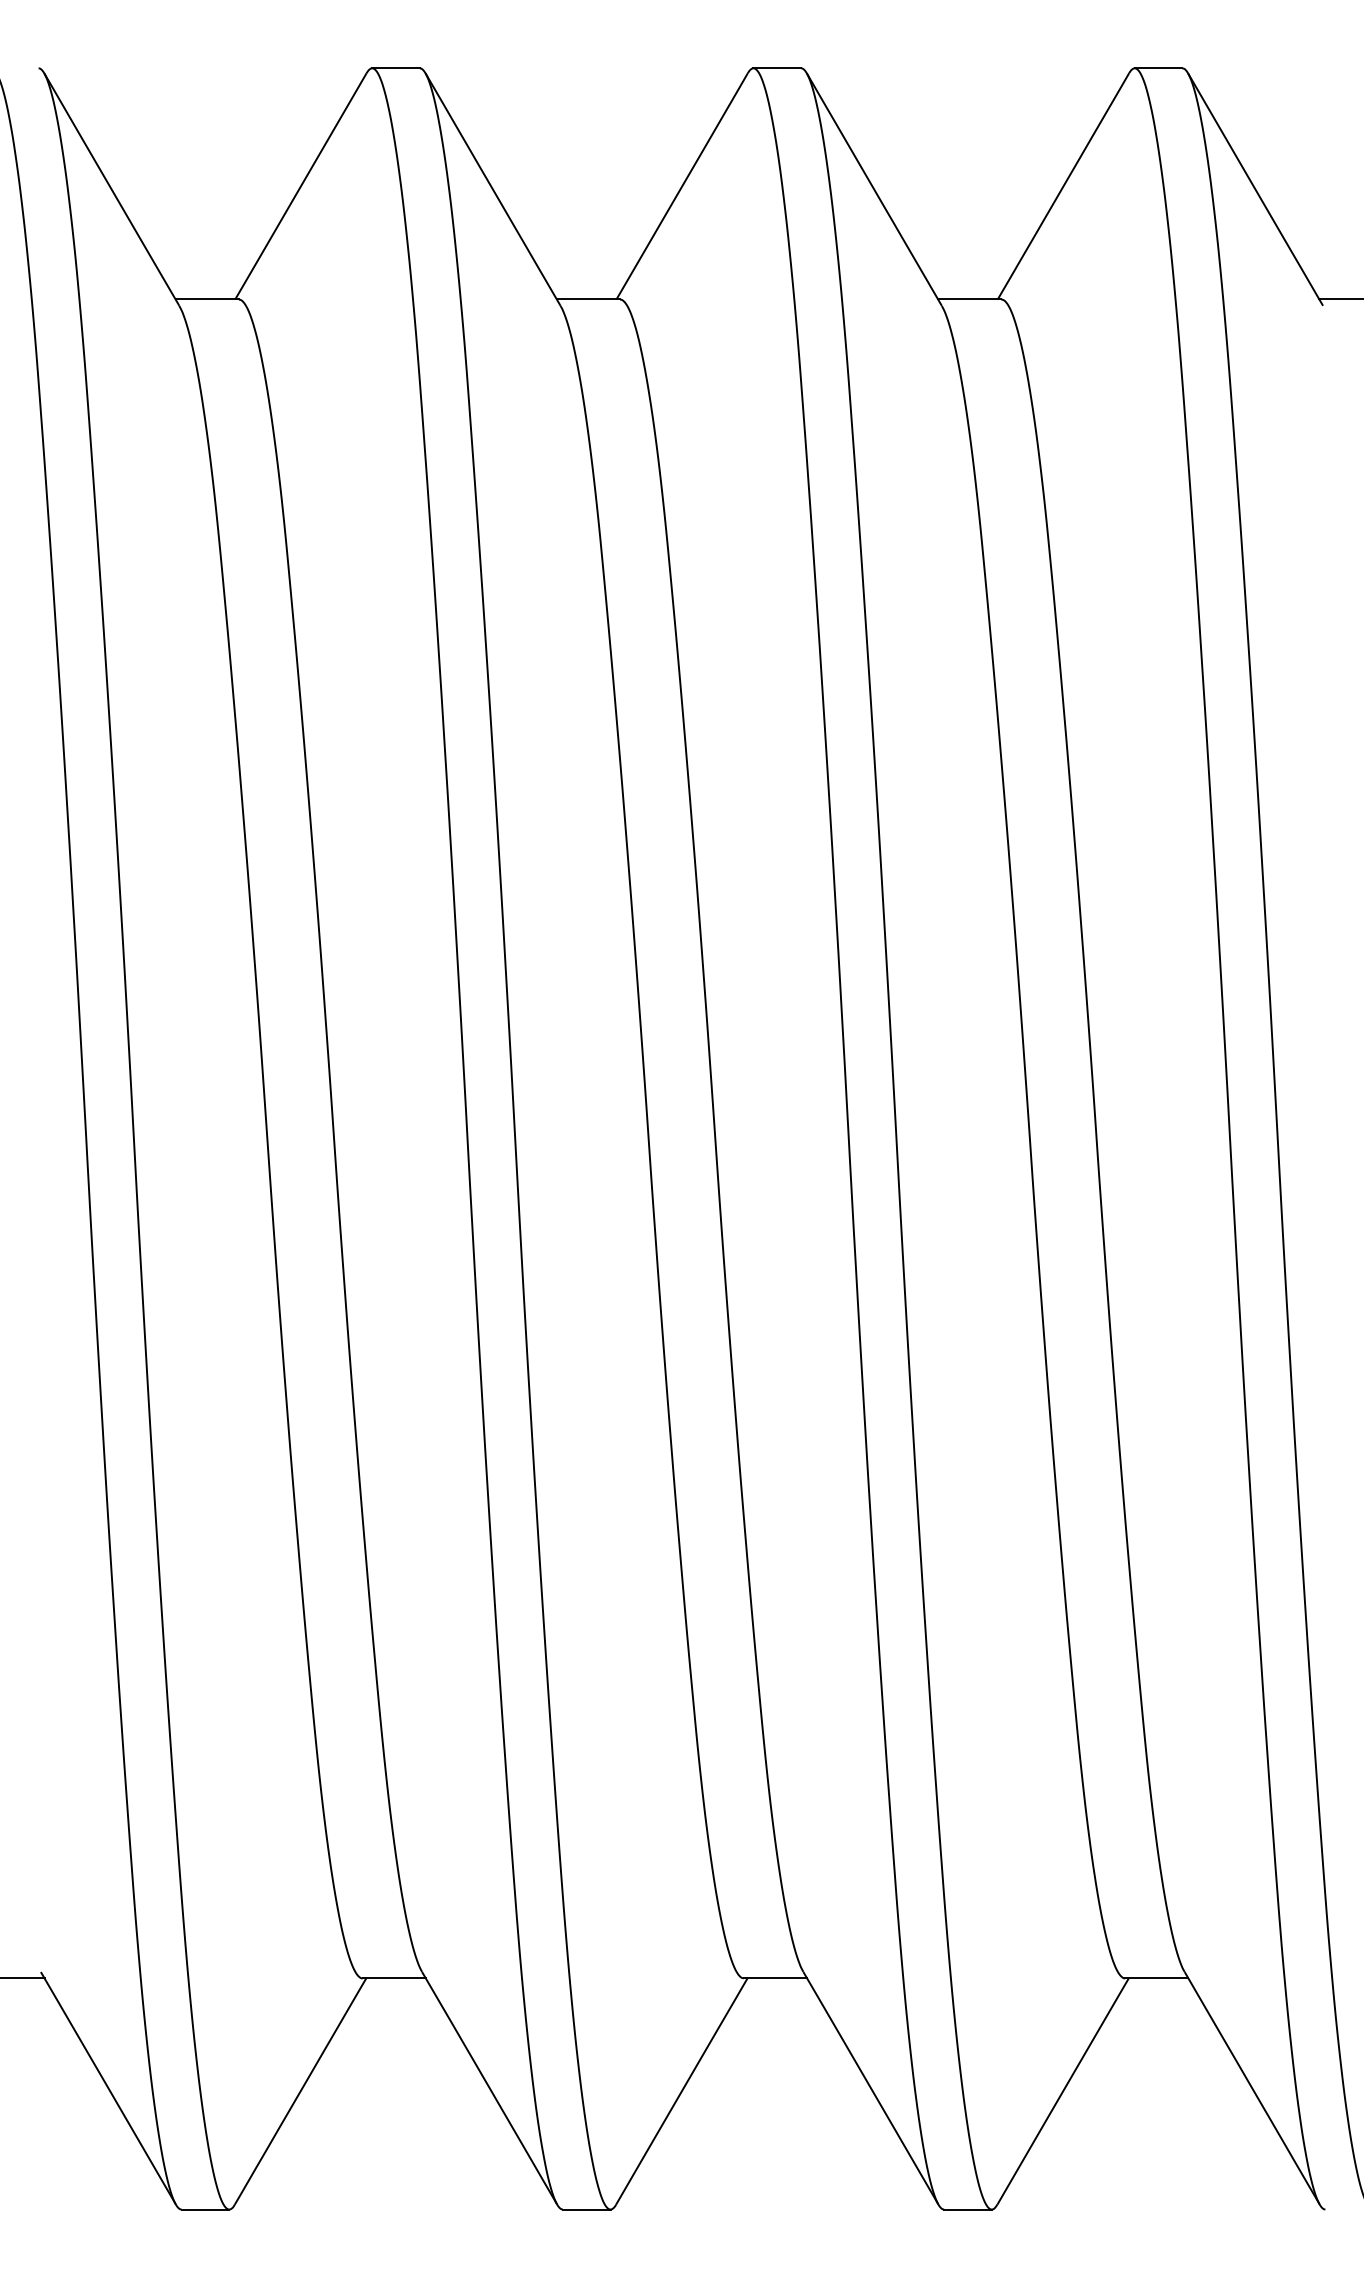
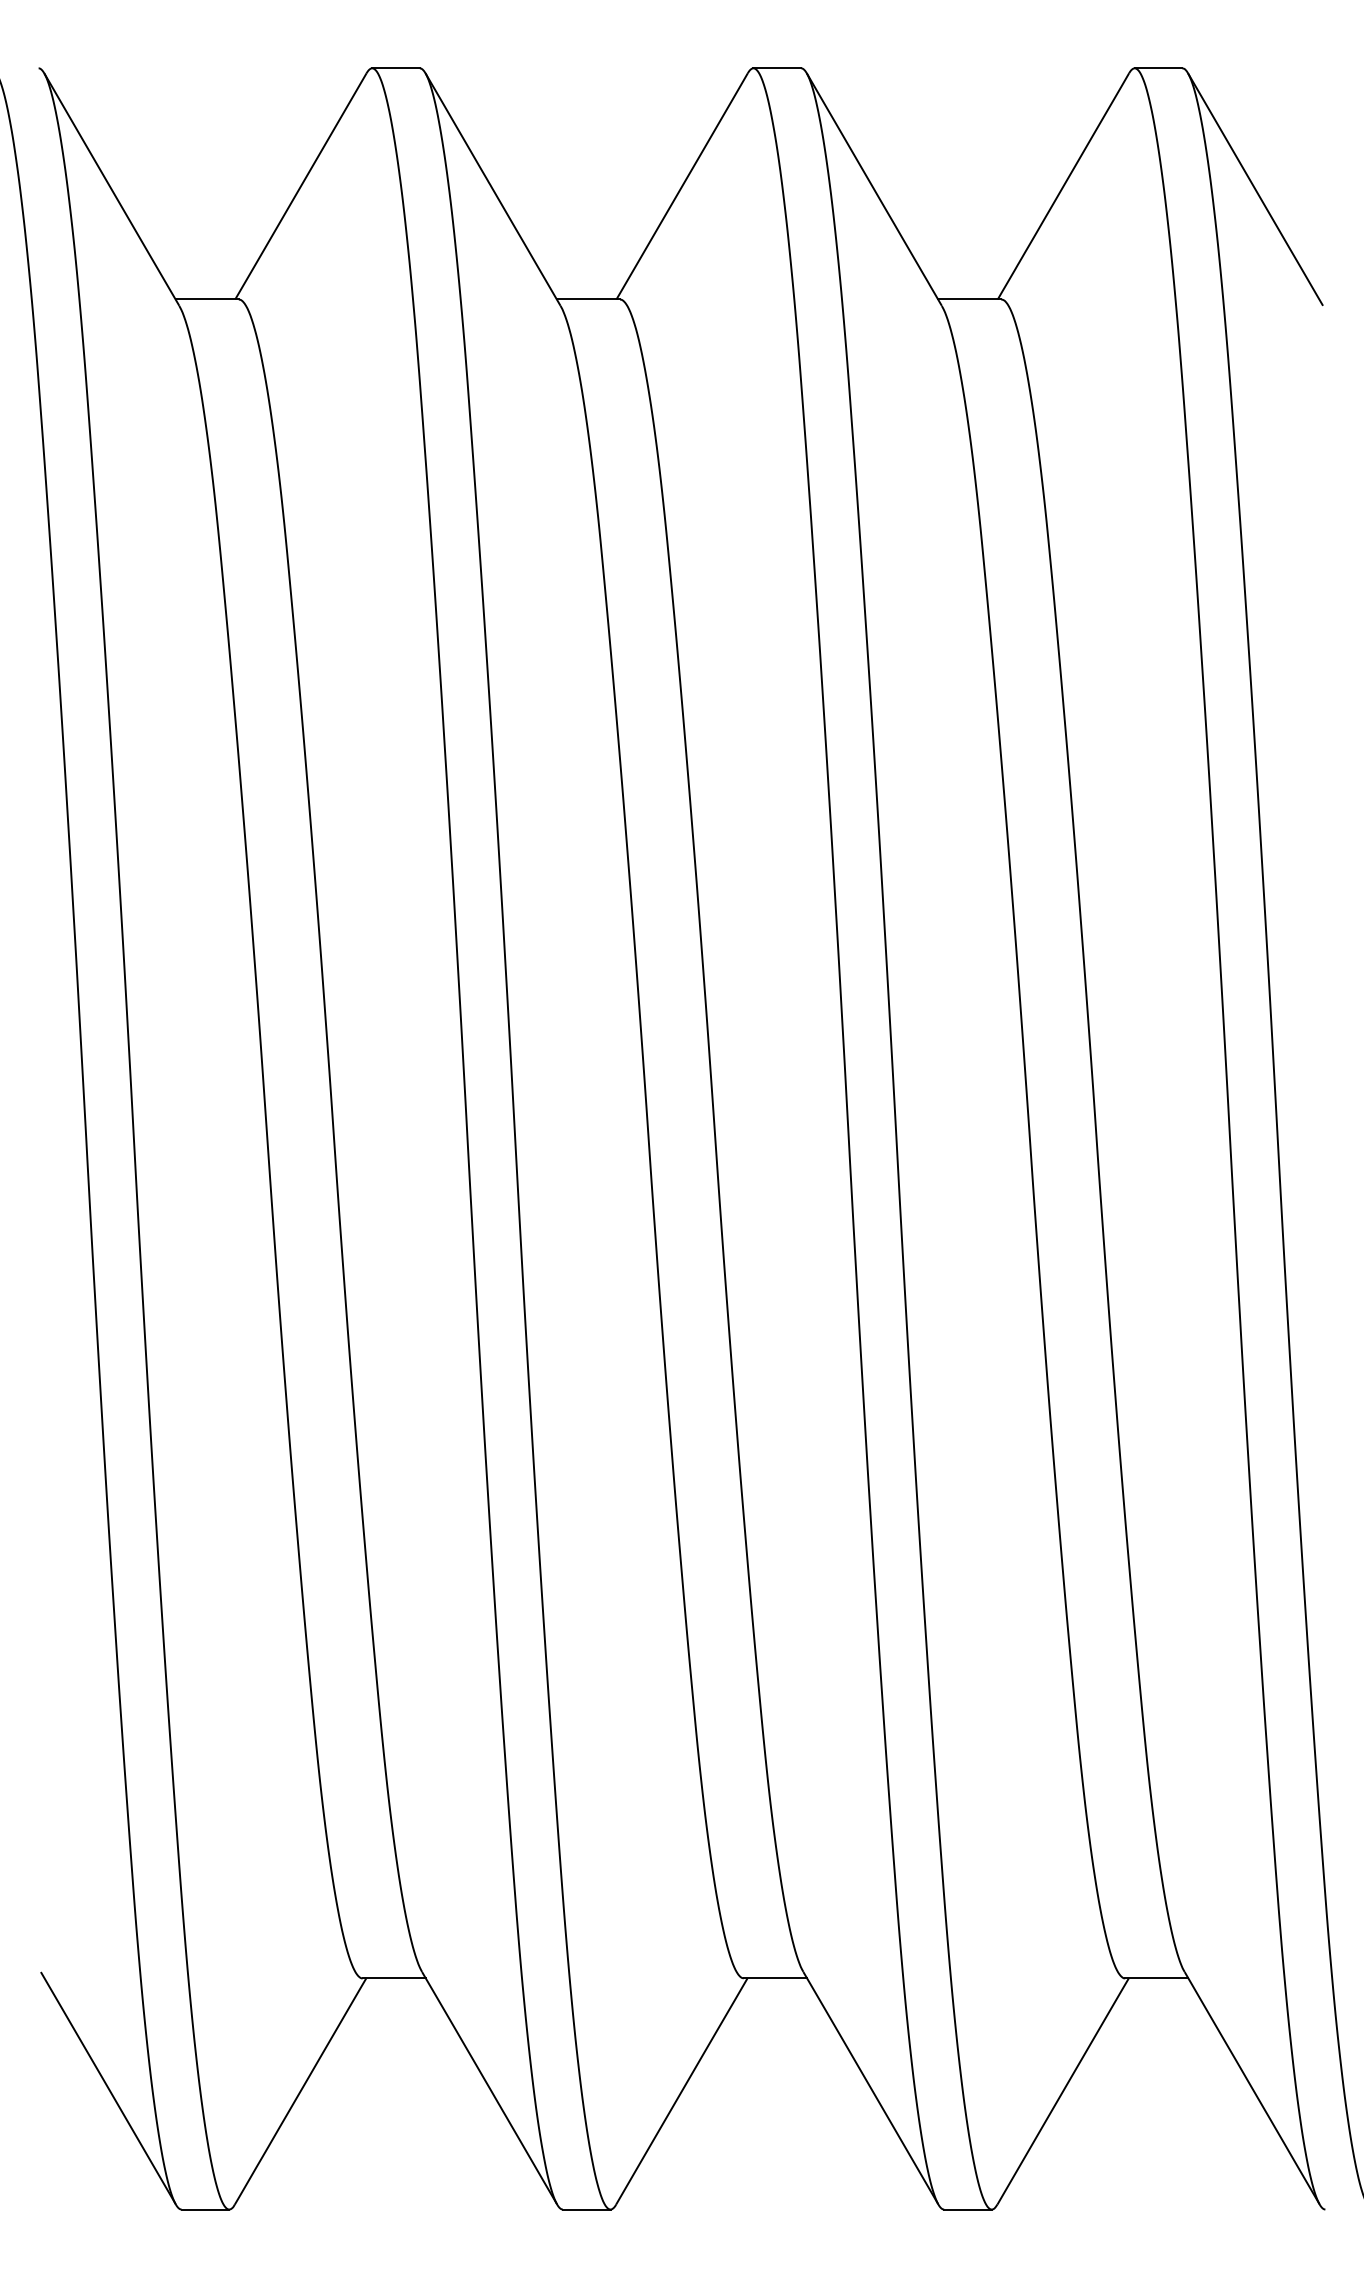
line: present -> none (1339, 299)
line: present -> none (23, 1978)
